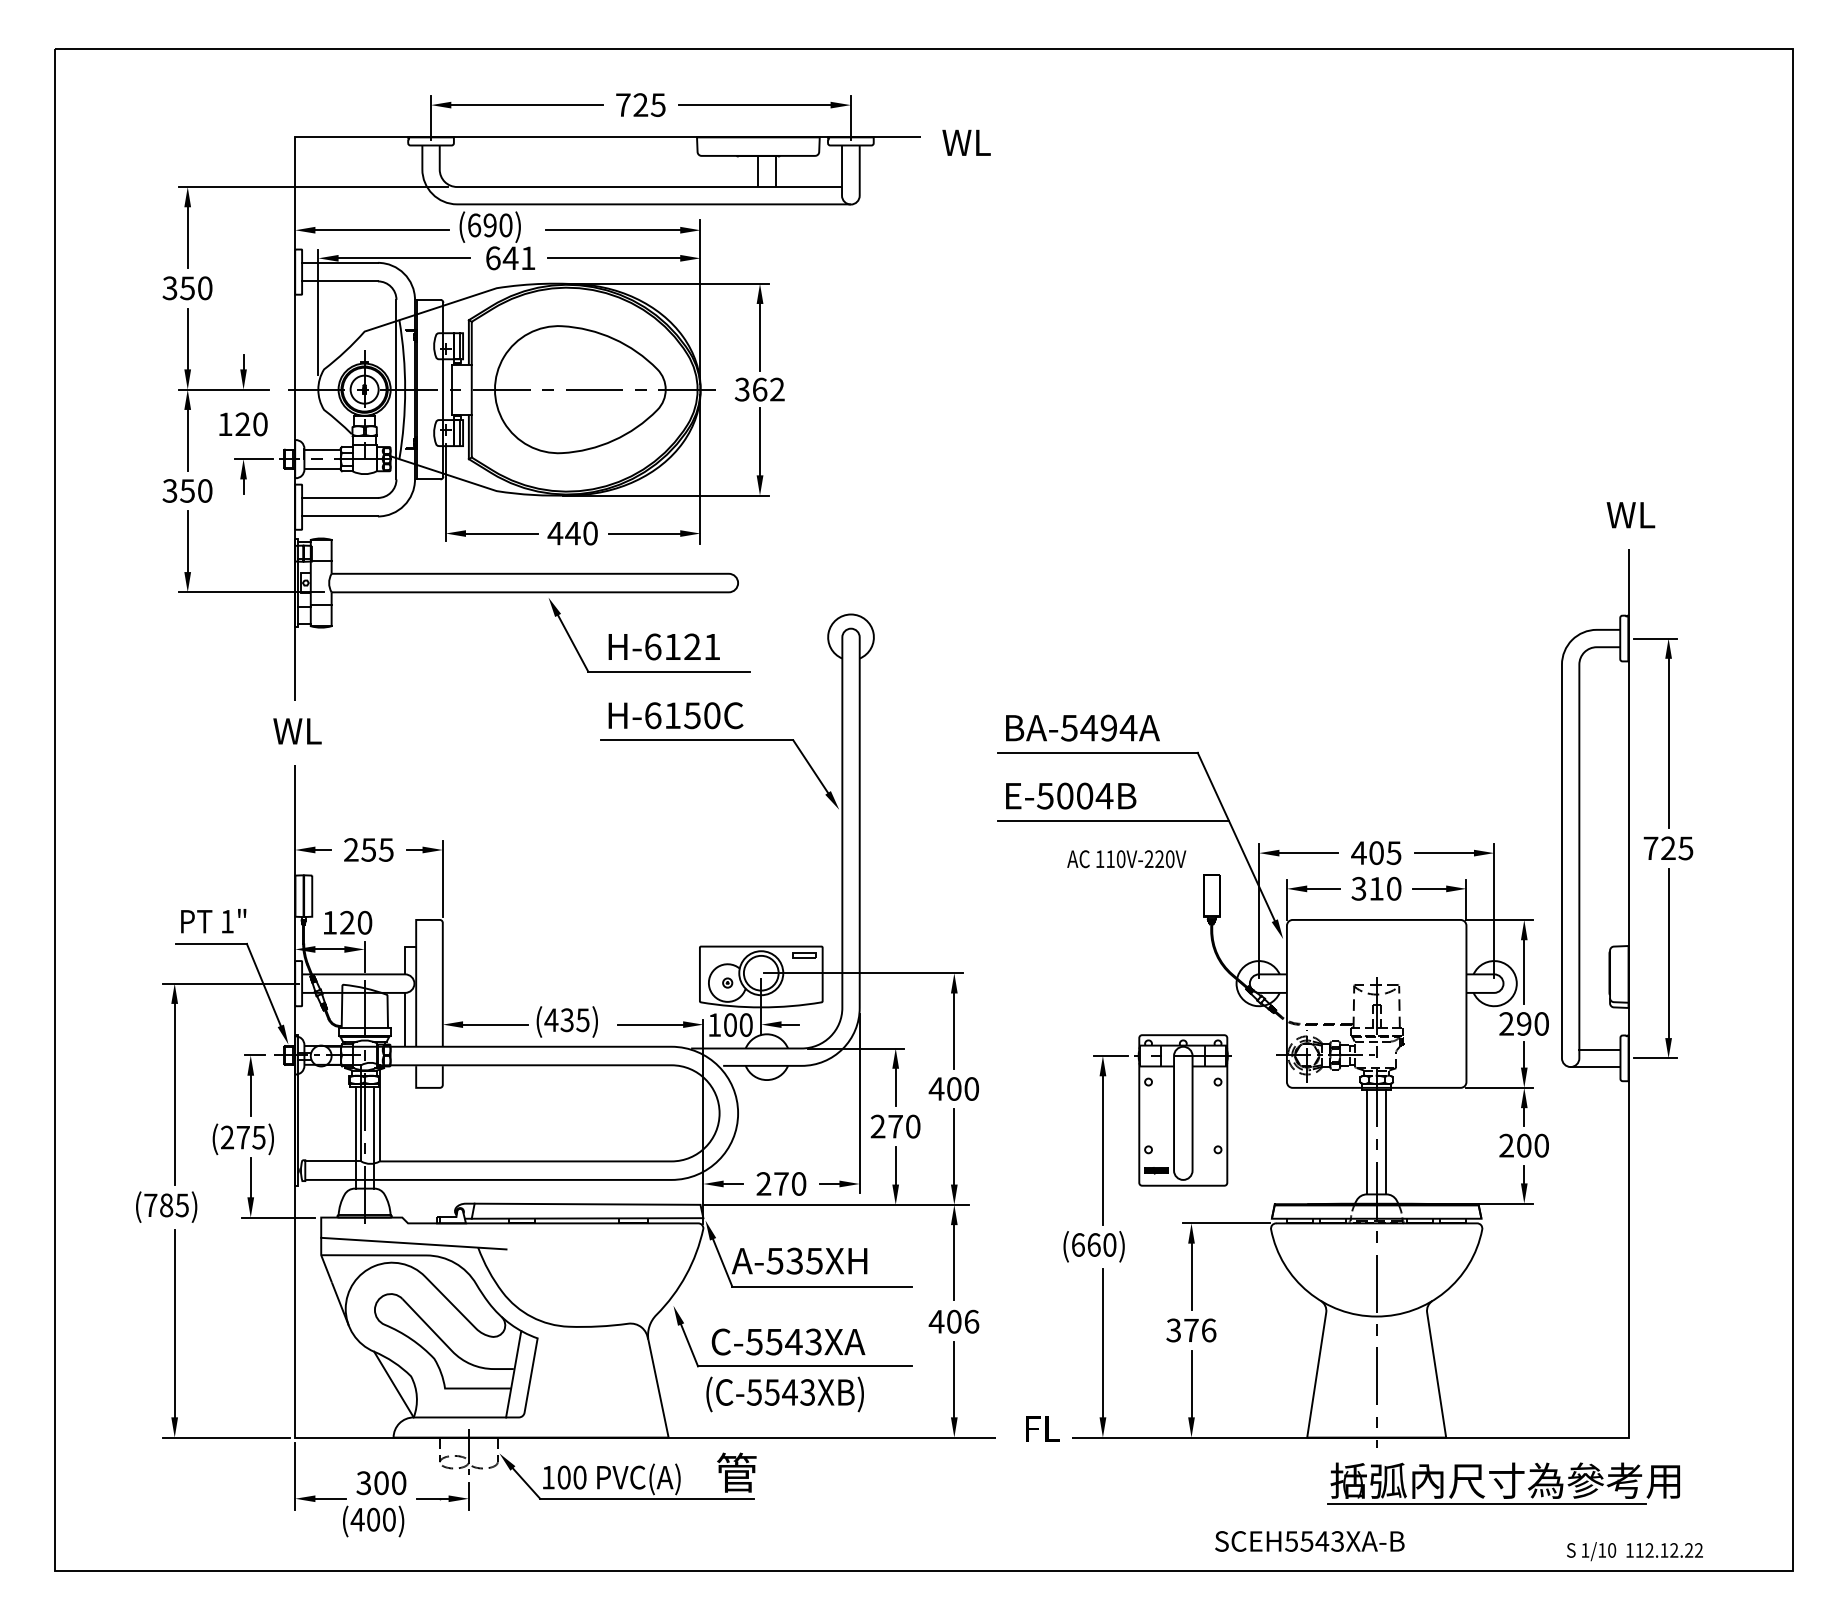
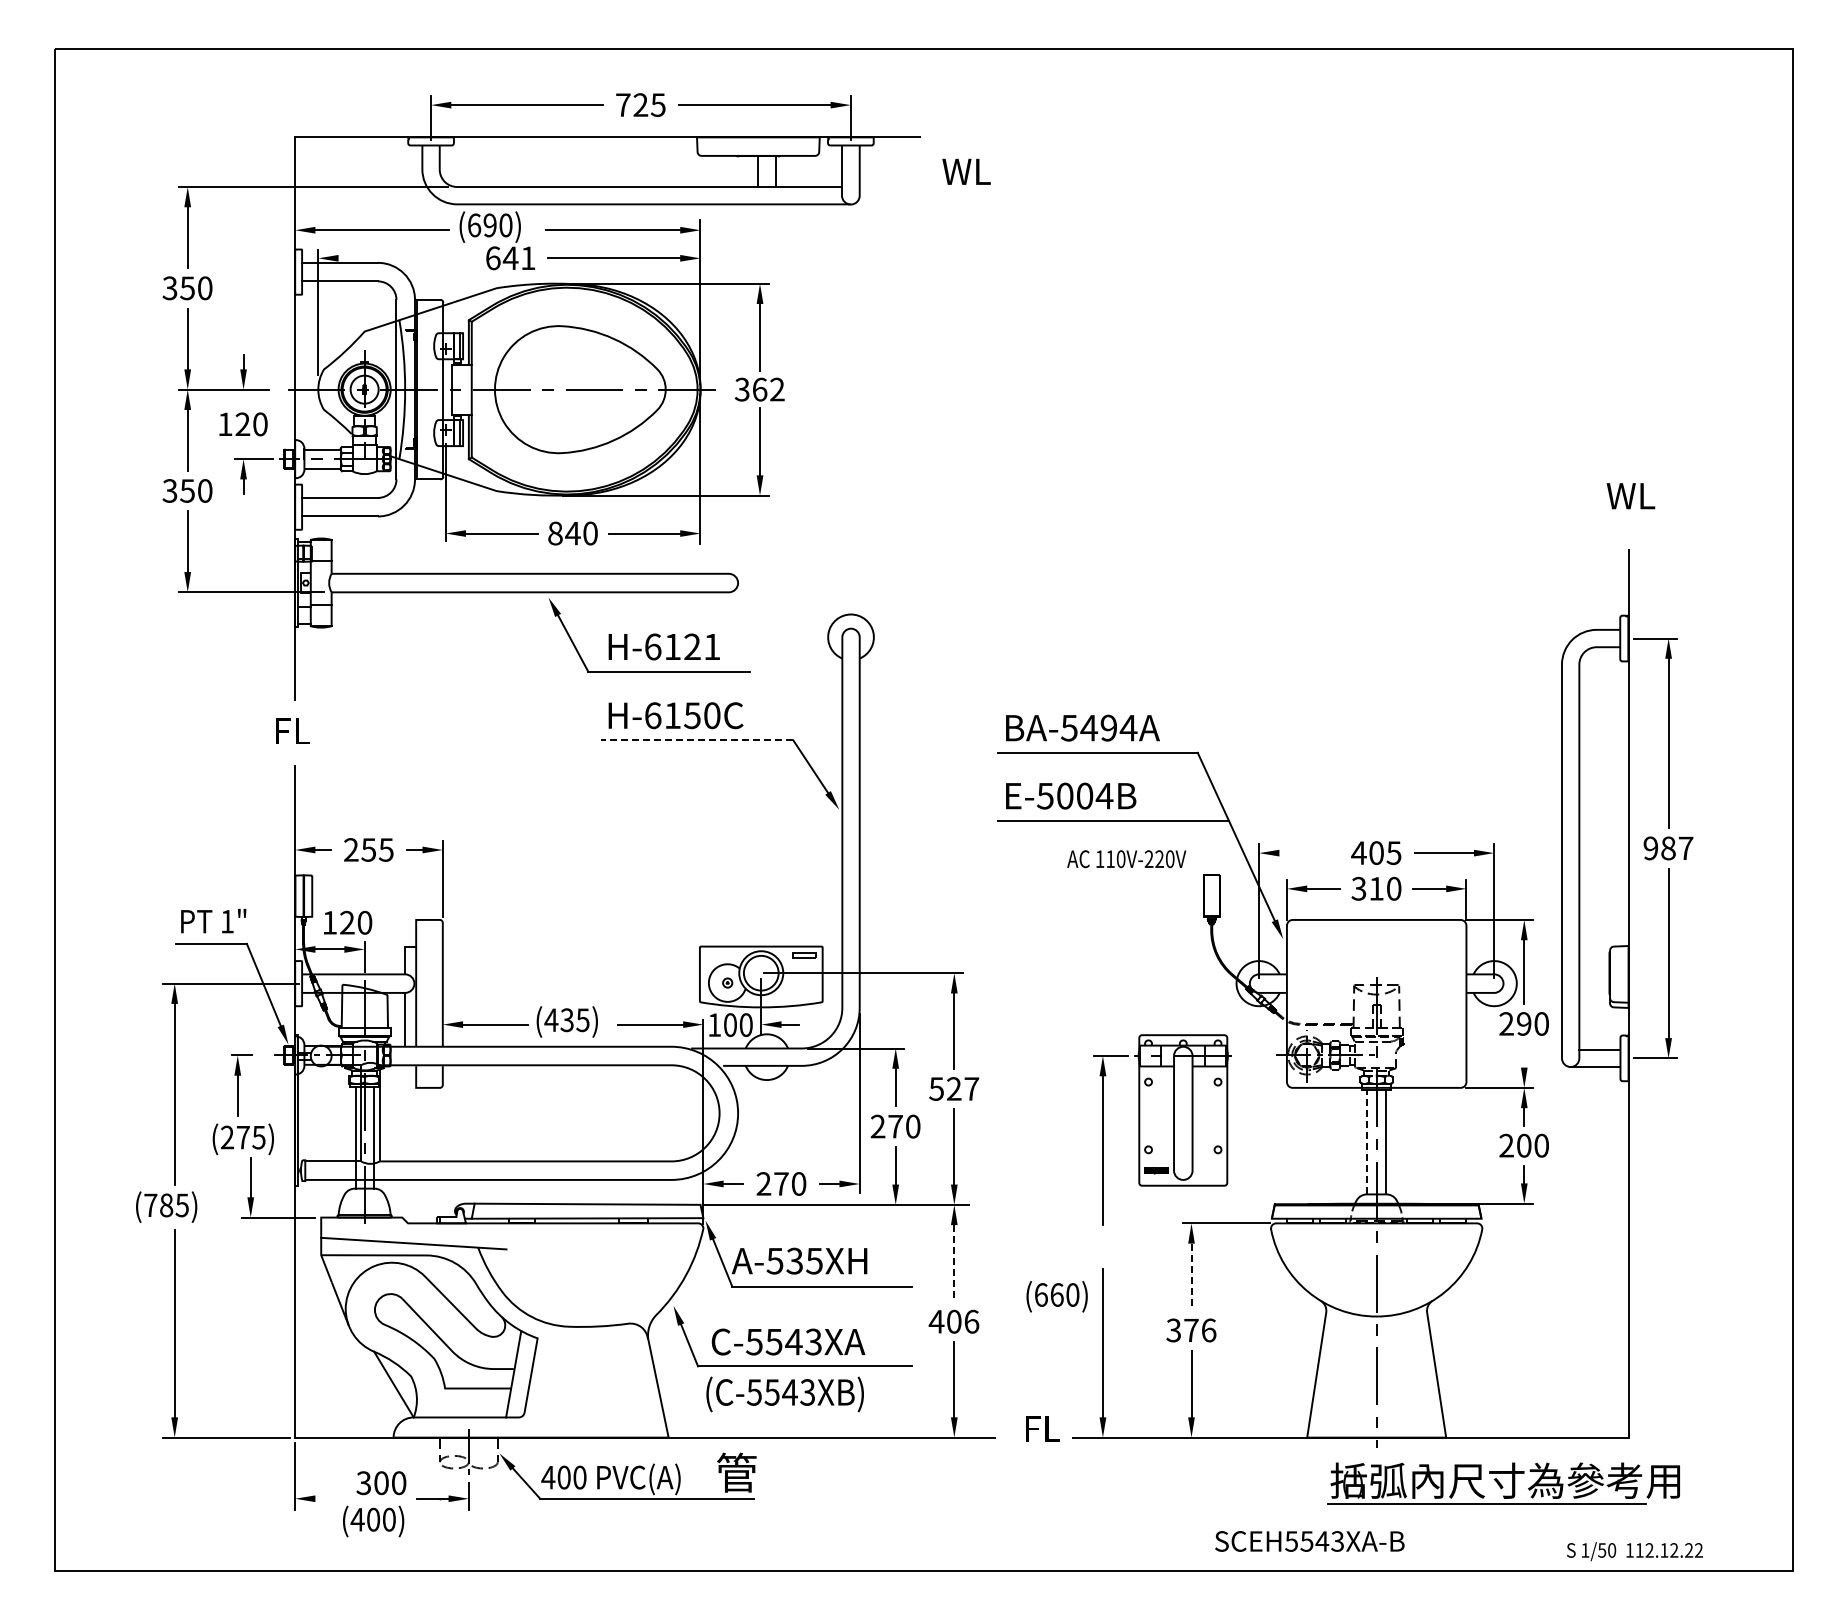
text position: (966, 142) -> (966, 171) (966, 171)
line: present -> none (402, 258)
text position: (1630, 515) -> (1630, 496) (1630, 496)
text: 440 -> 840 (555, 533)
text: WL -> FL (297, 731)
line: solid -> dashed (696, 740)
text: 725 -> 987 (1668, 848)
line: present -> none (1308, 853)
line: present -> none (1524, 1054)
part position: (254, 1085) -> (241, 1085) (241, 1085)
text: 400 -> 527 (953, 1088)
line: solid -> dashed (1367, 1142)
text position: (1093, 1246) -> (1056, 1296) (1056, 1296)
line: solid -> dashed (954, 1262)
line: solid -> dashed (1191, 1277)
text: 100 -> 400 (548, 1477)
line: present -> none (329, 1498)
text: 1/10 -> 1/50 (1602, 1550)
